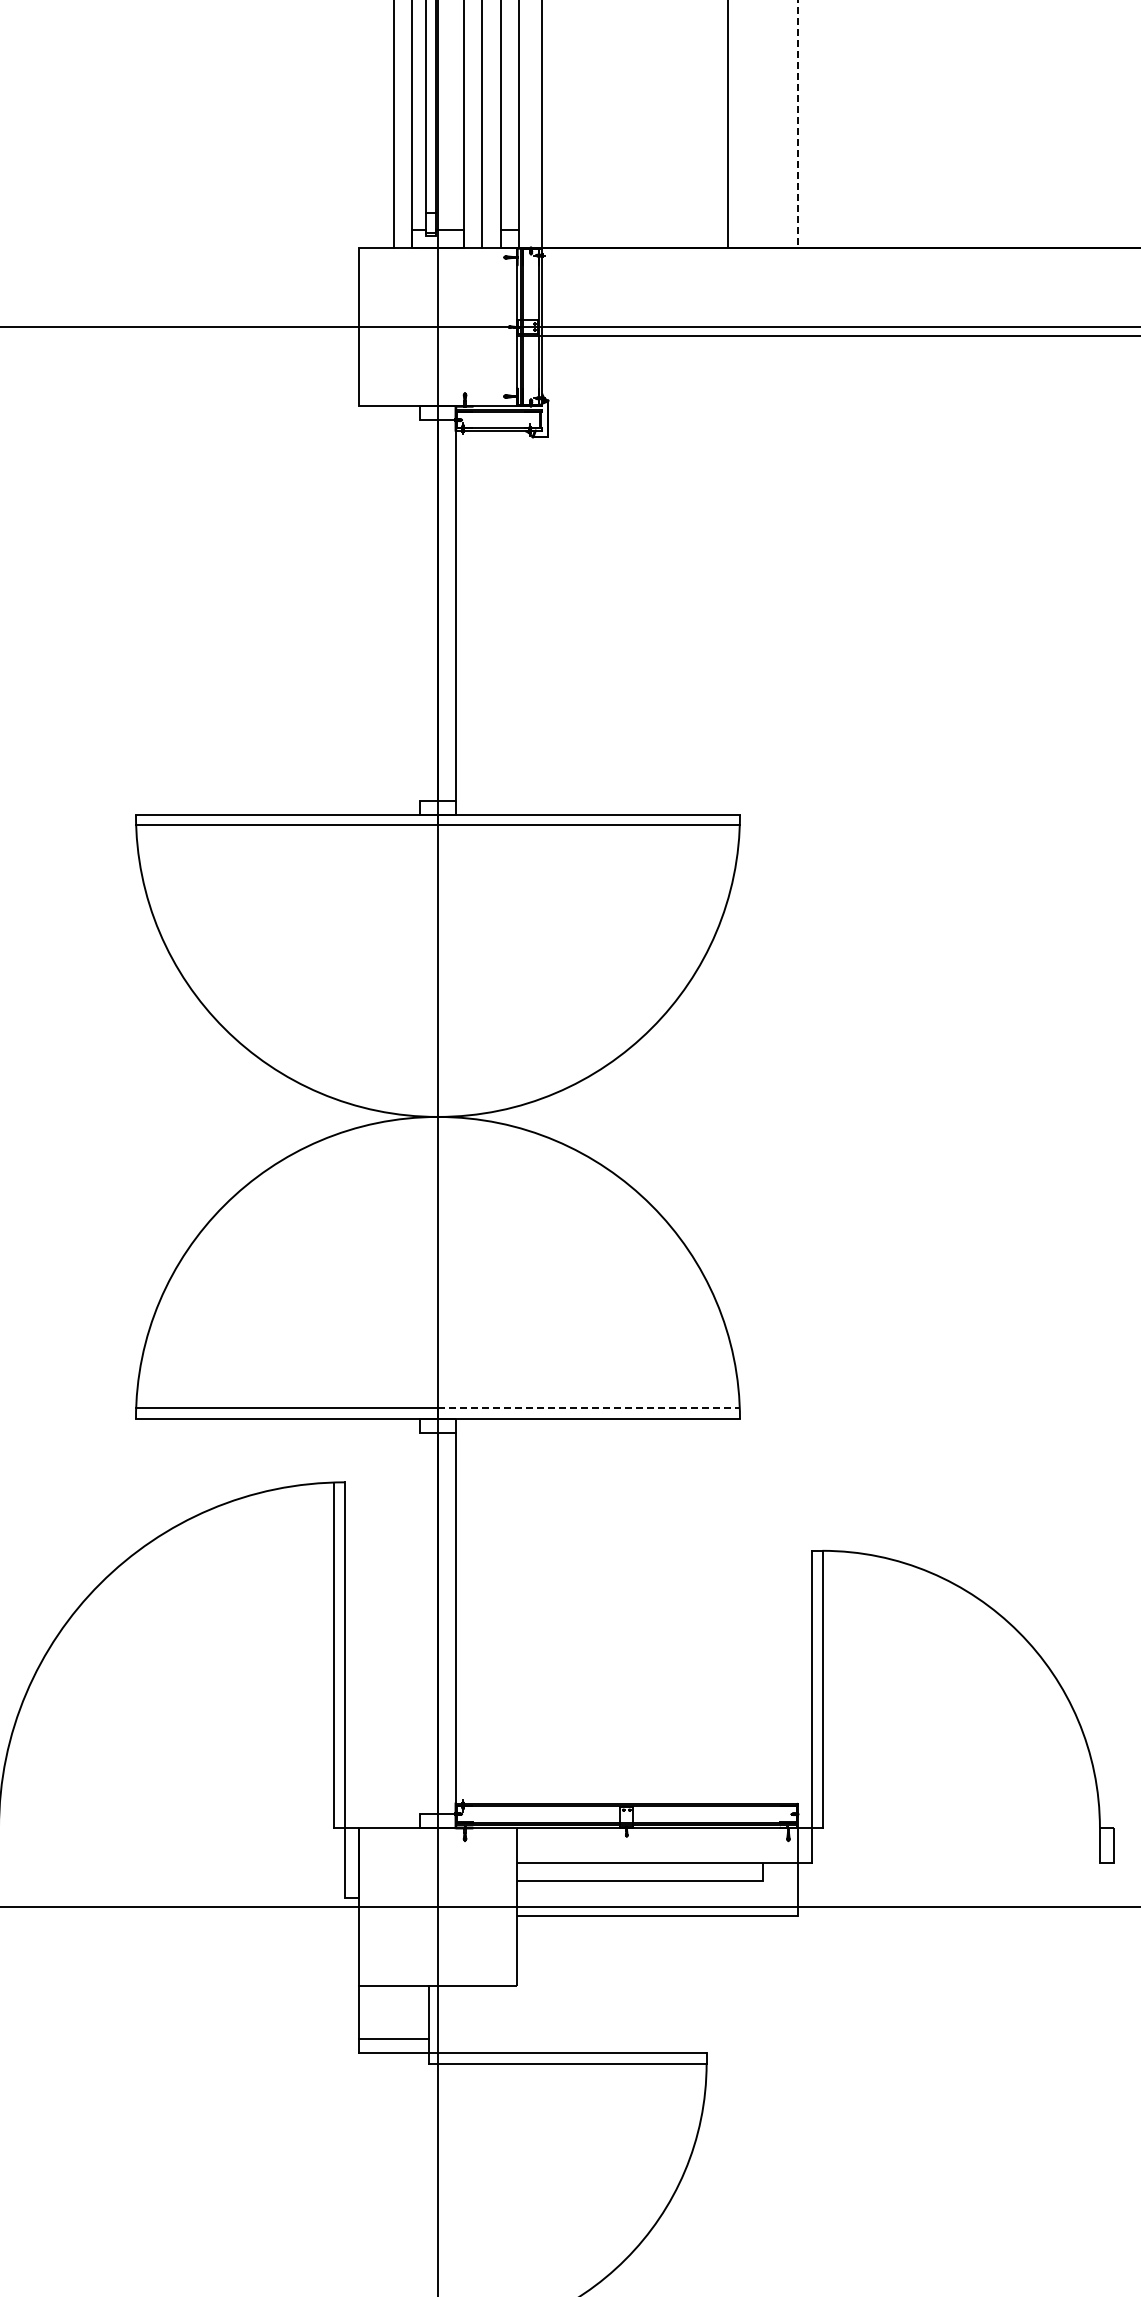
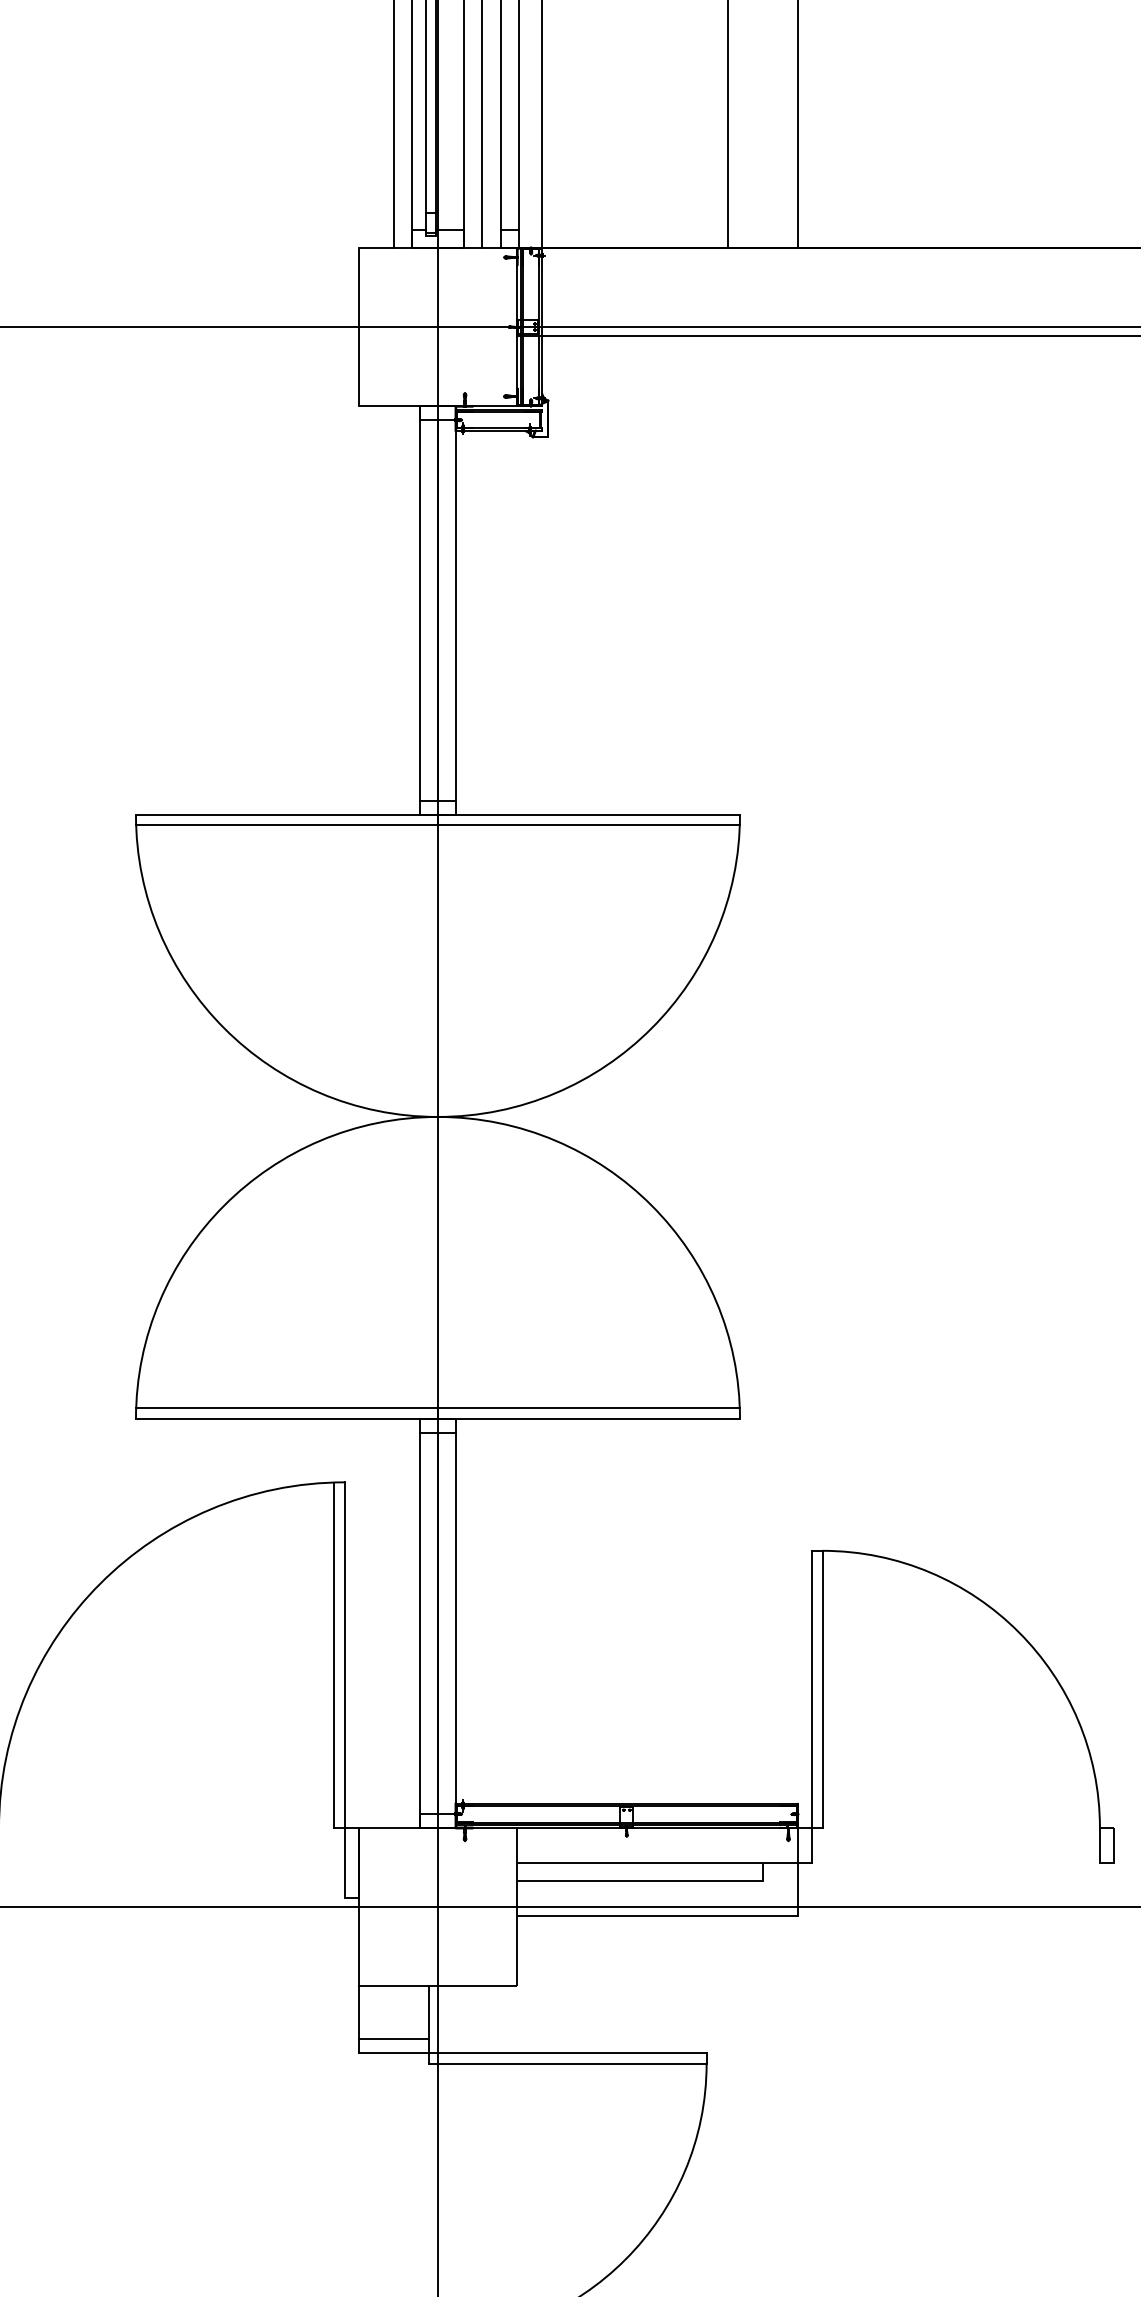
line: dashed -> solid (797, 124)
line: none -> present (420, 603)
line: dashed -> solid (589, 1408)
line: none -> present (420, 1630)
